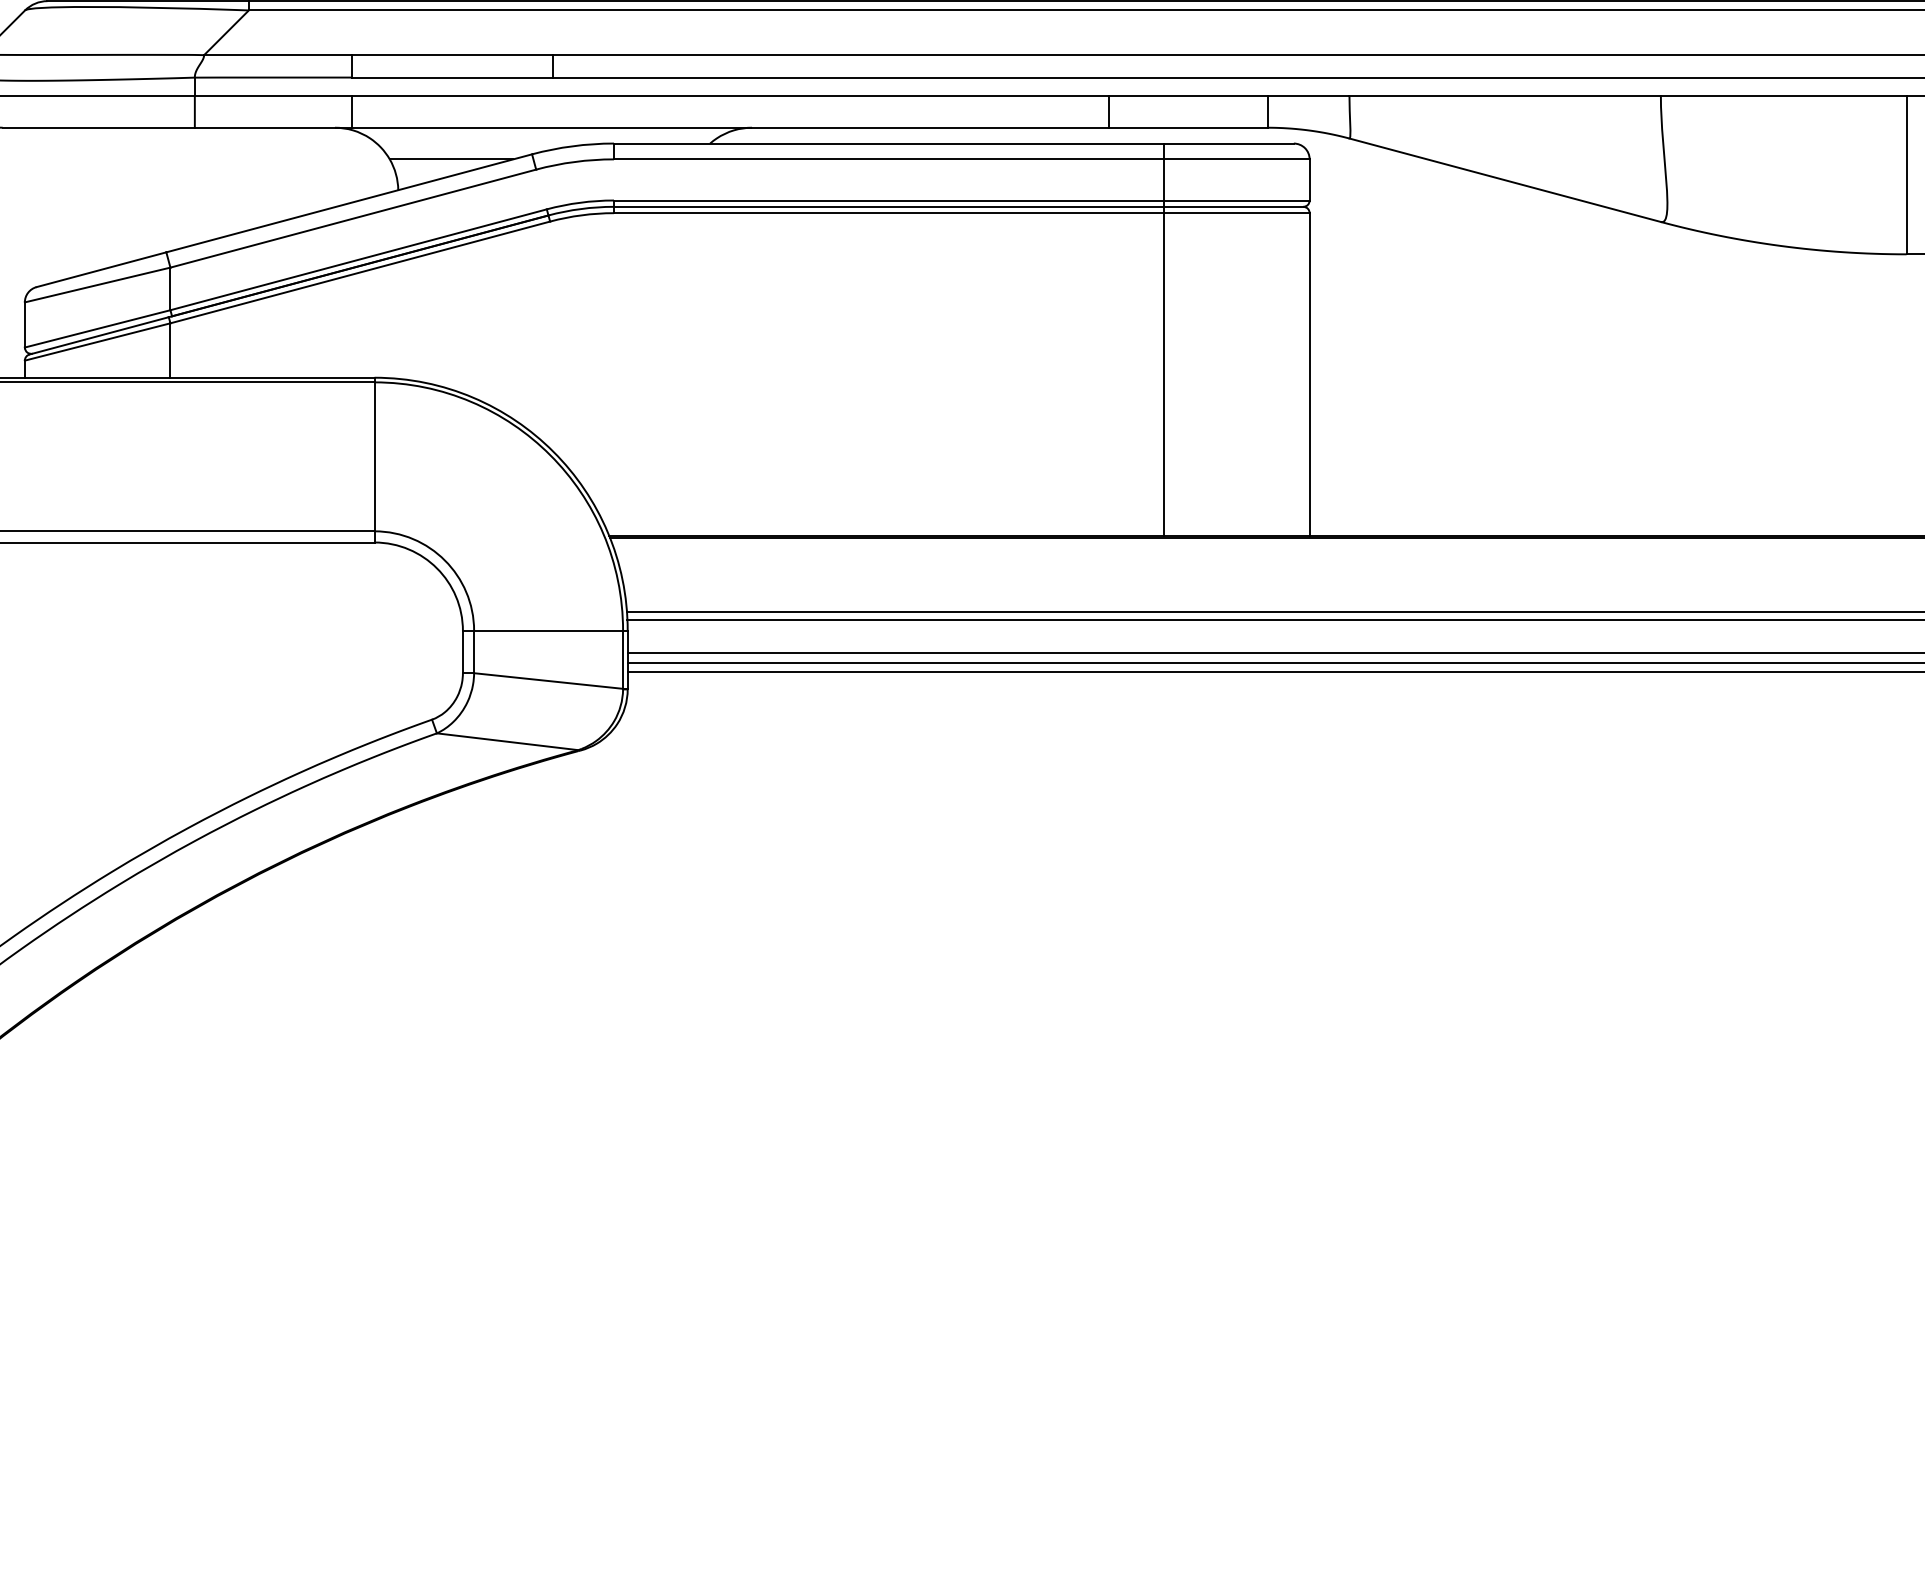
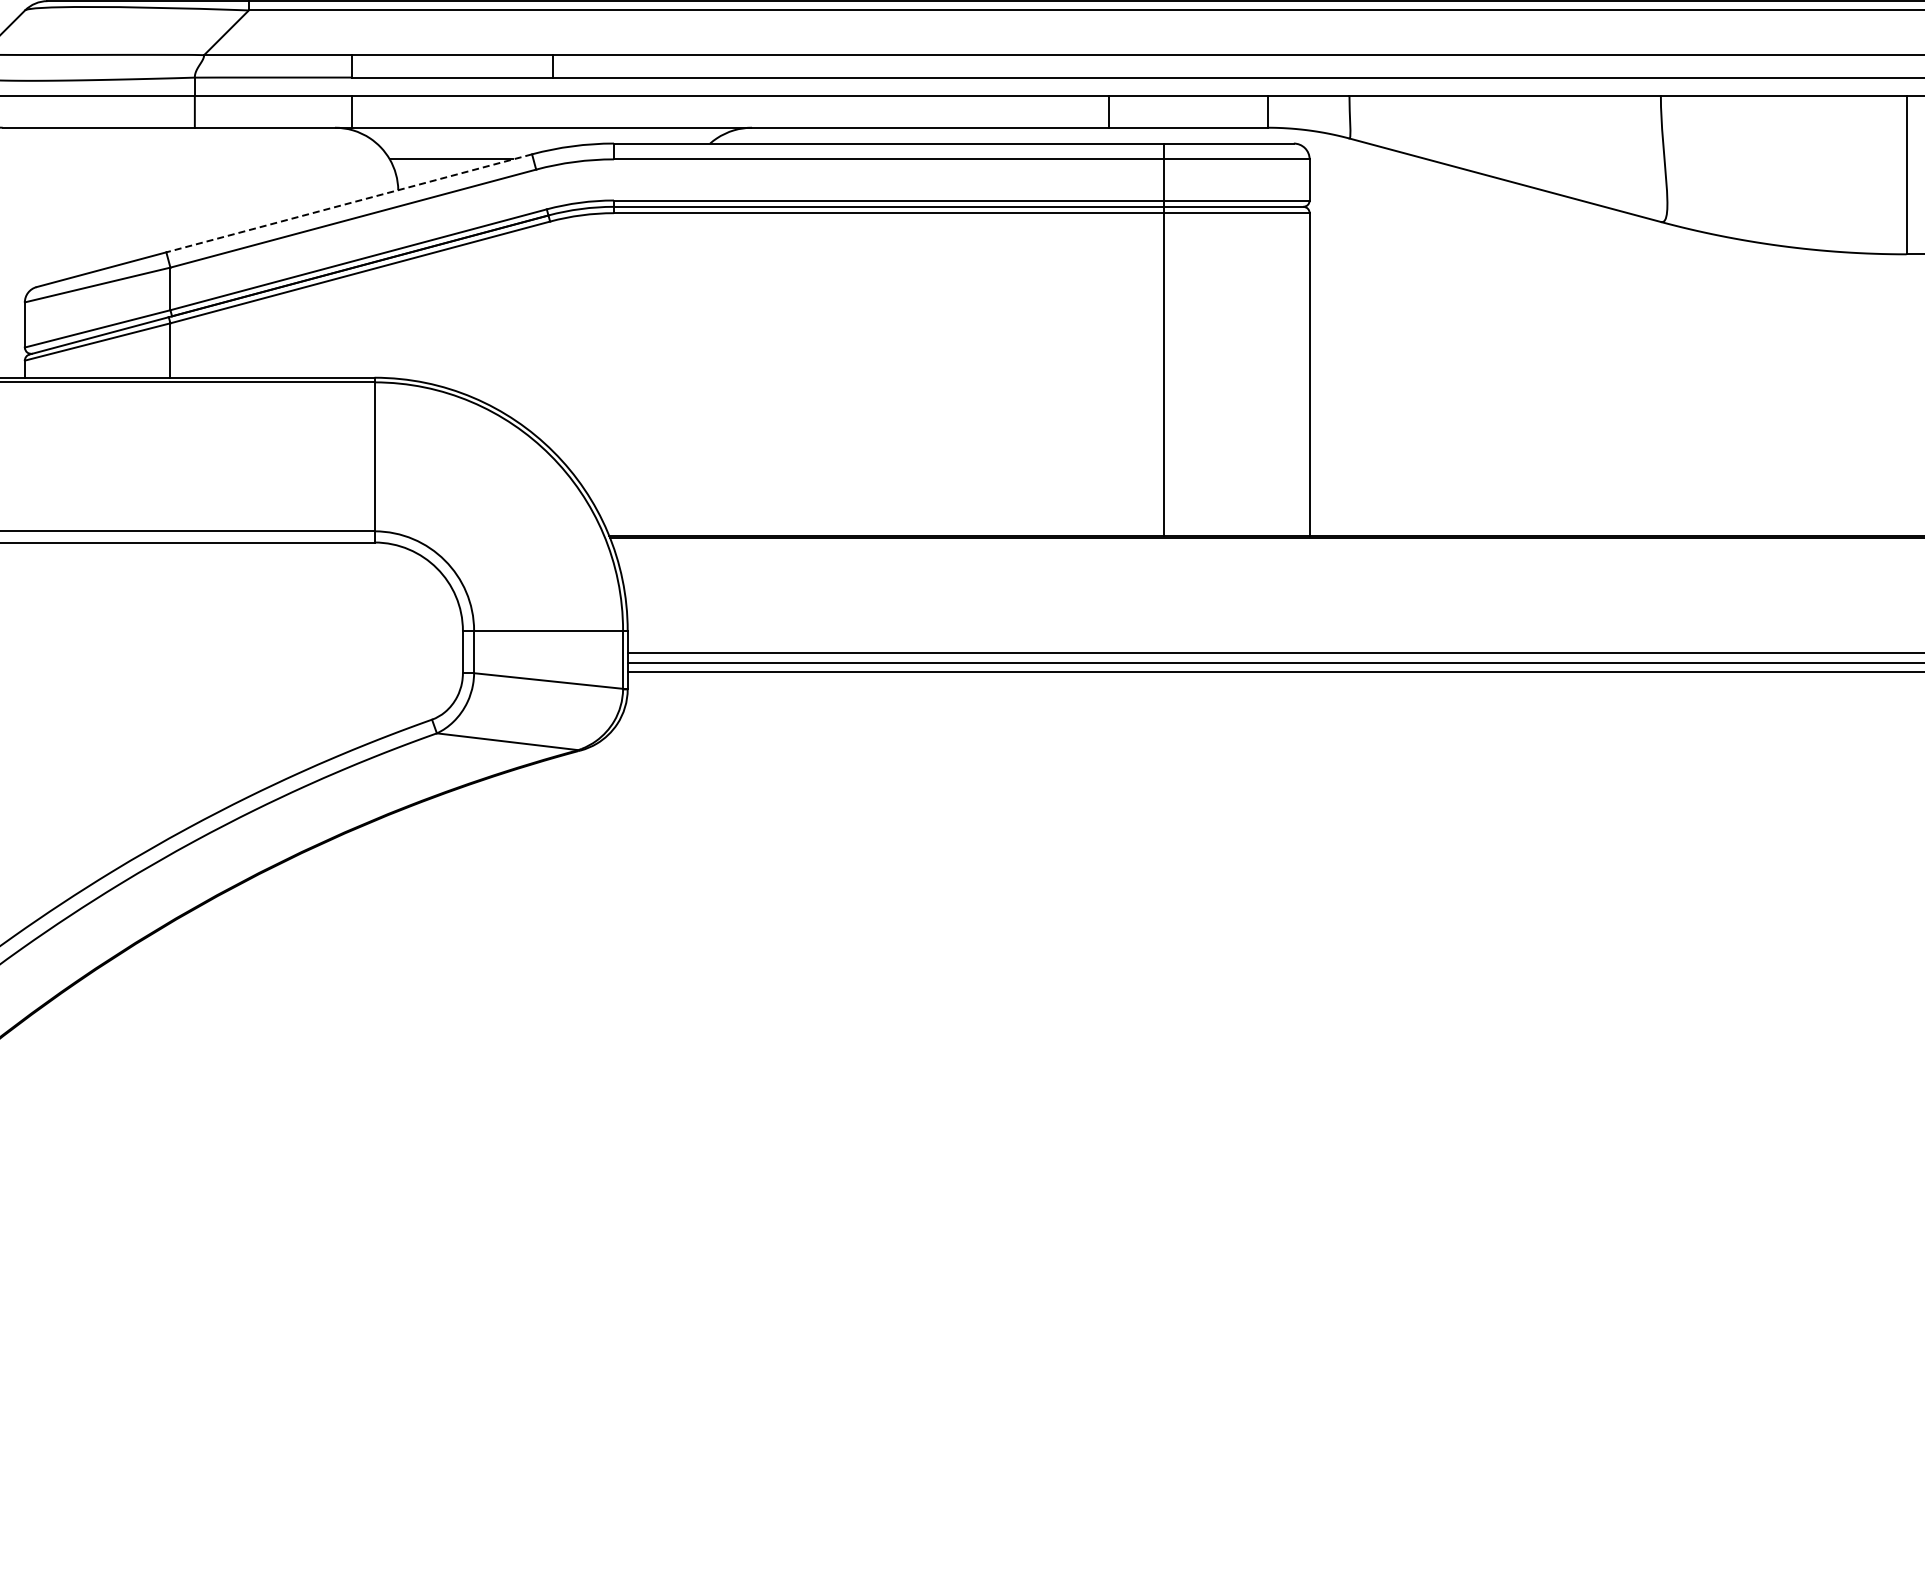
line: solid -> dashed (348, 203)
line: present -> none (1274, 612)
line: present -> none (1274, 619)
